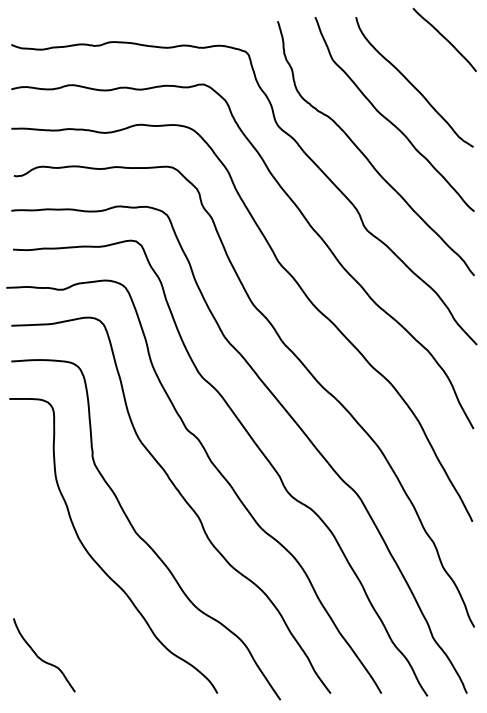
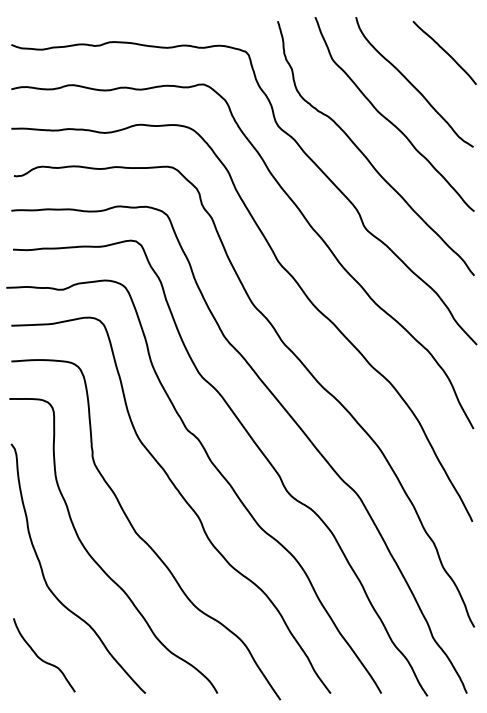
curve position: (444, 38) -> (444, 51) (444, 51)
curve: none -> present (45, 578)
